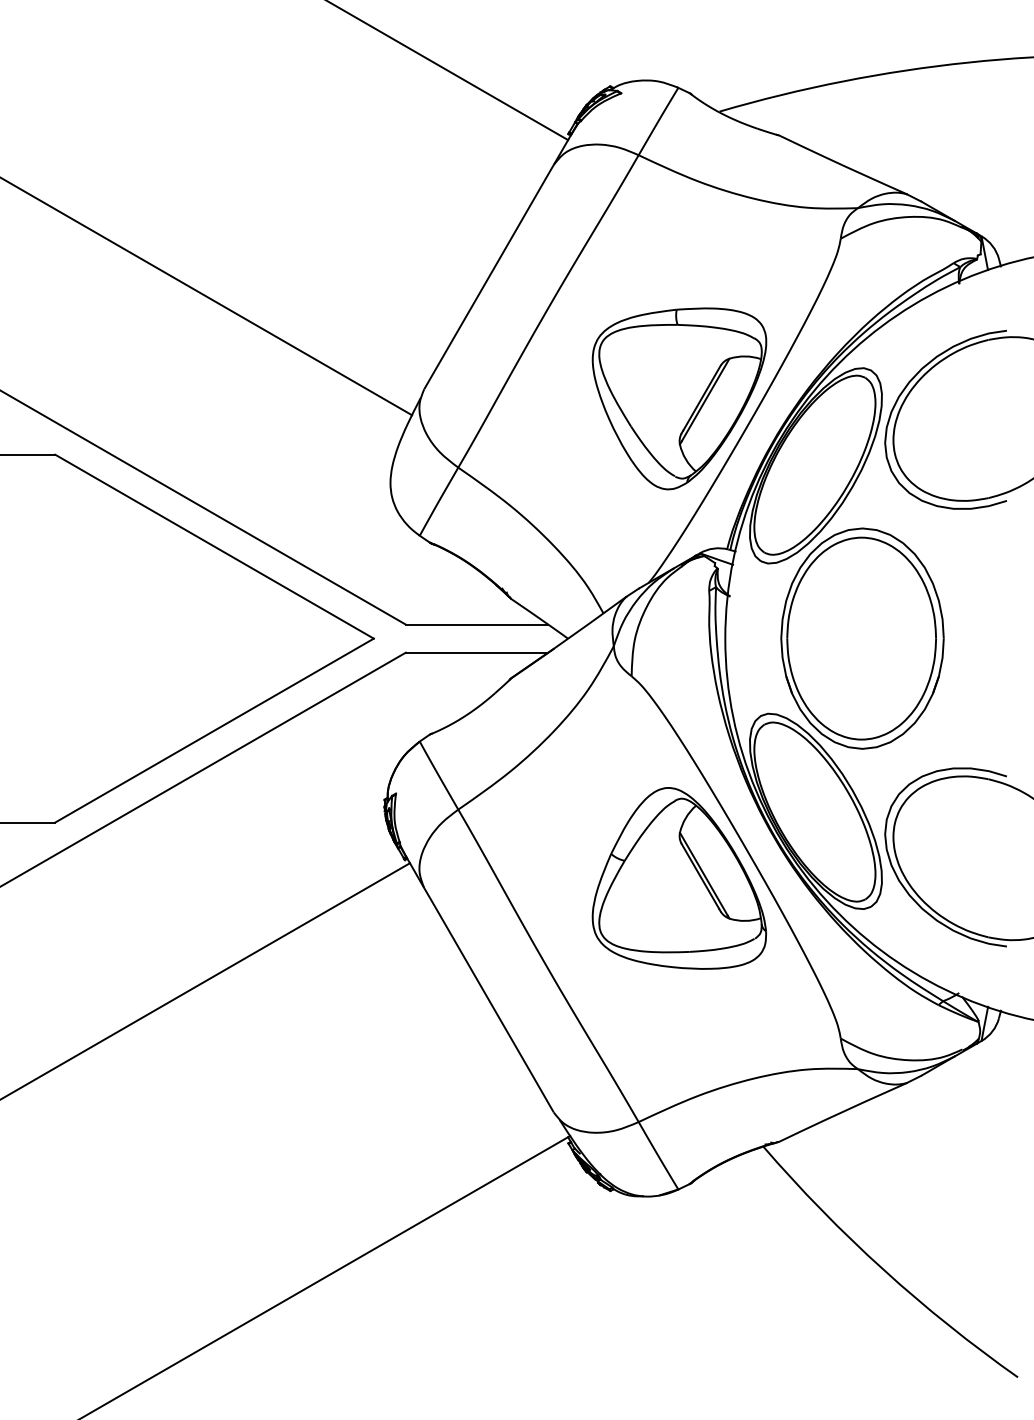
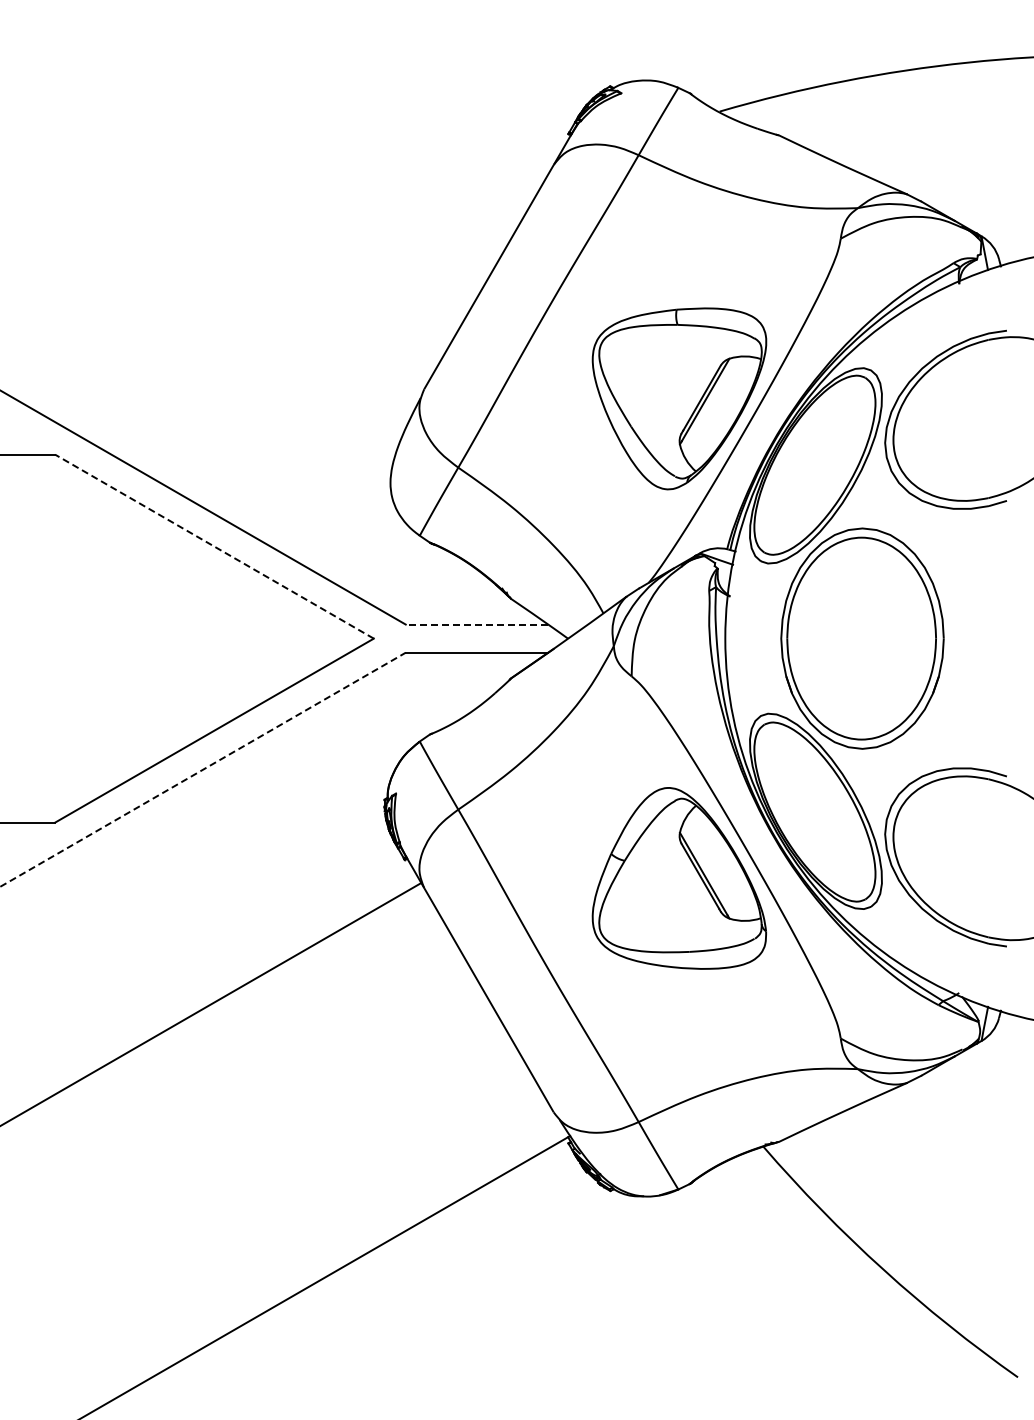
line: present -> none (448, 71)
line: present -> none (207, 296)
line: solid -> dashed (214, 546)
line: solid -> dashed (476, 624)
line: solid -> dashed (203, 769)
line position: (205, 980) -> (211, 1003) (211, 1003)
